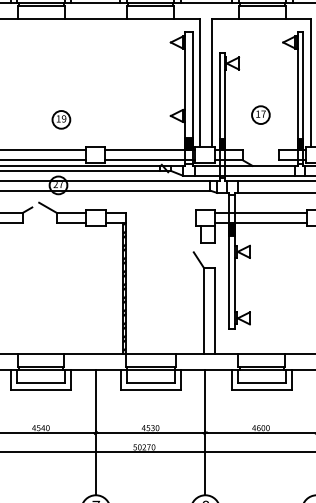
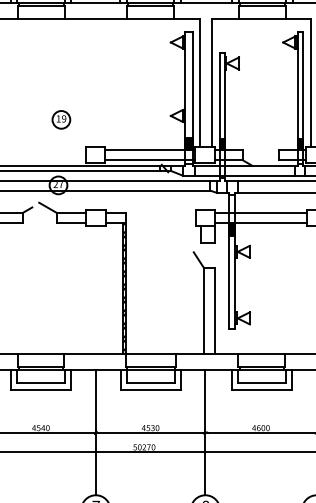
part: present -> none (260, 114)
line: present -> none (44, 150)
line: present -> none (44, 160)
